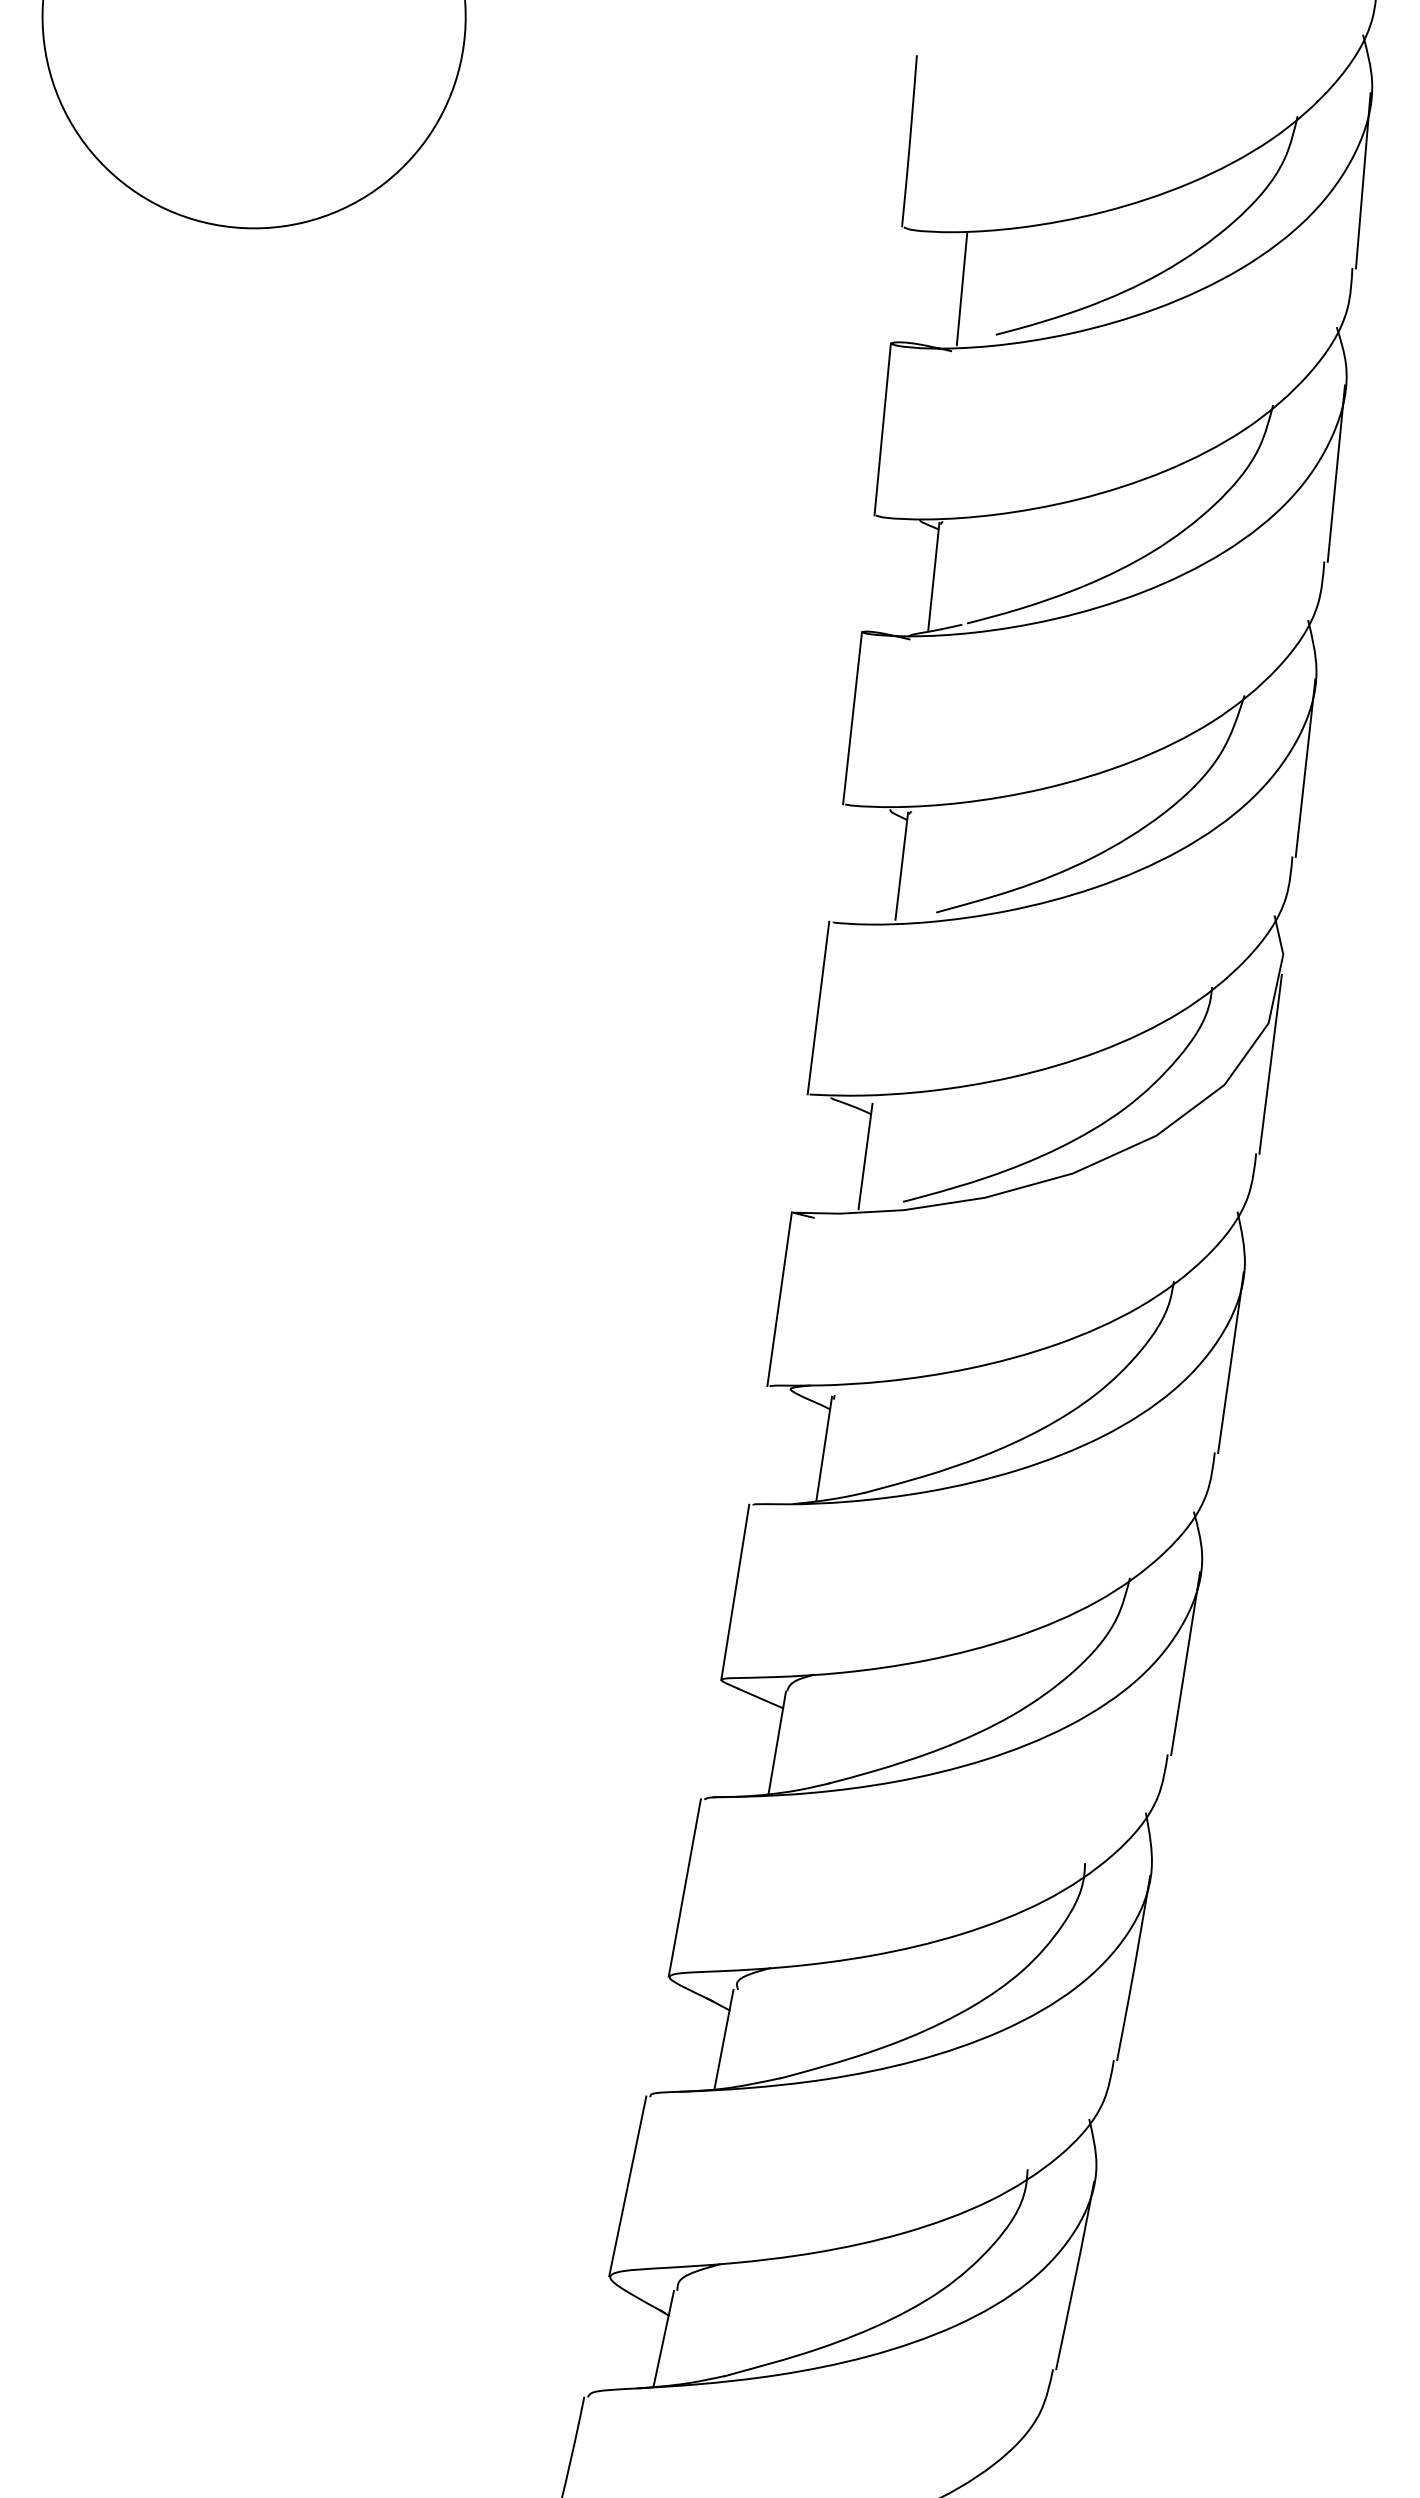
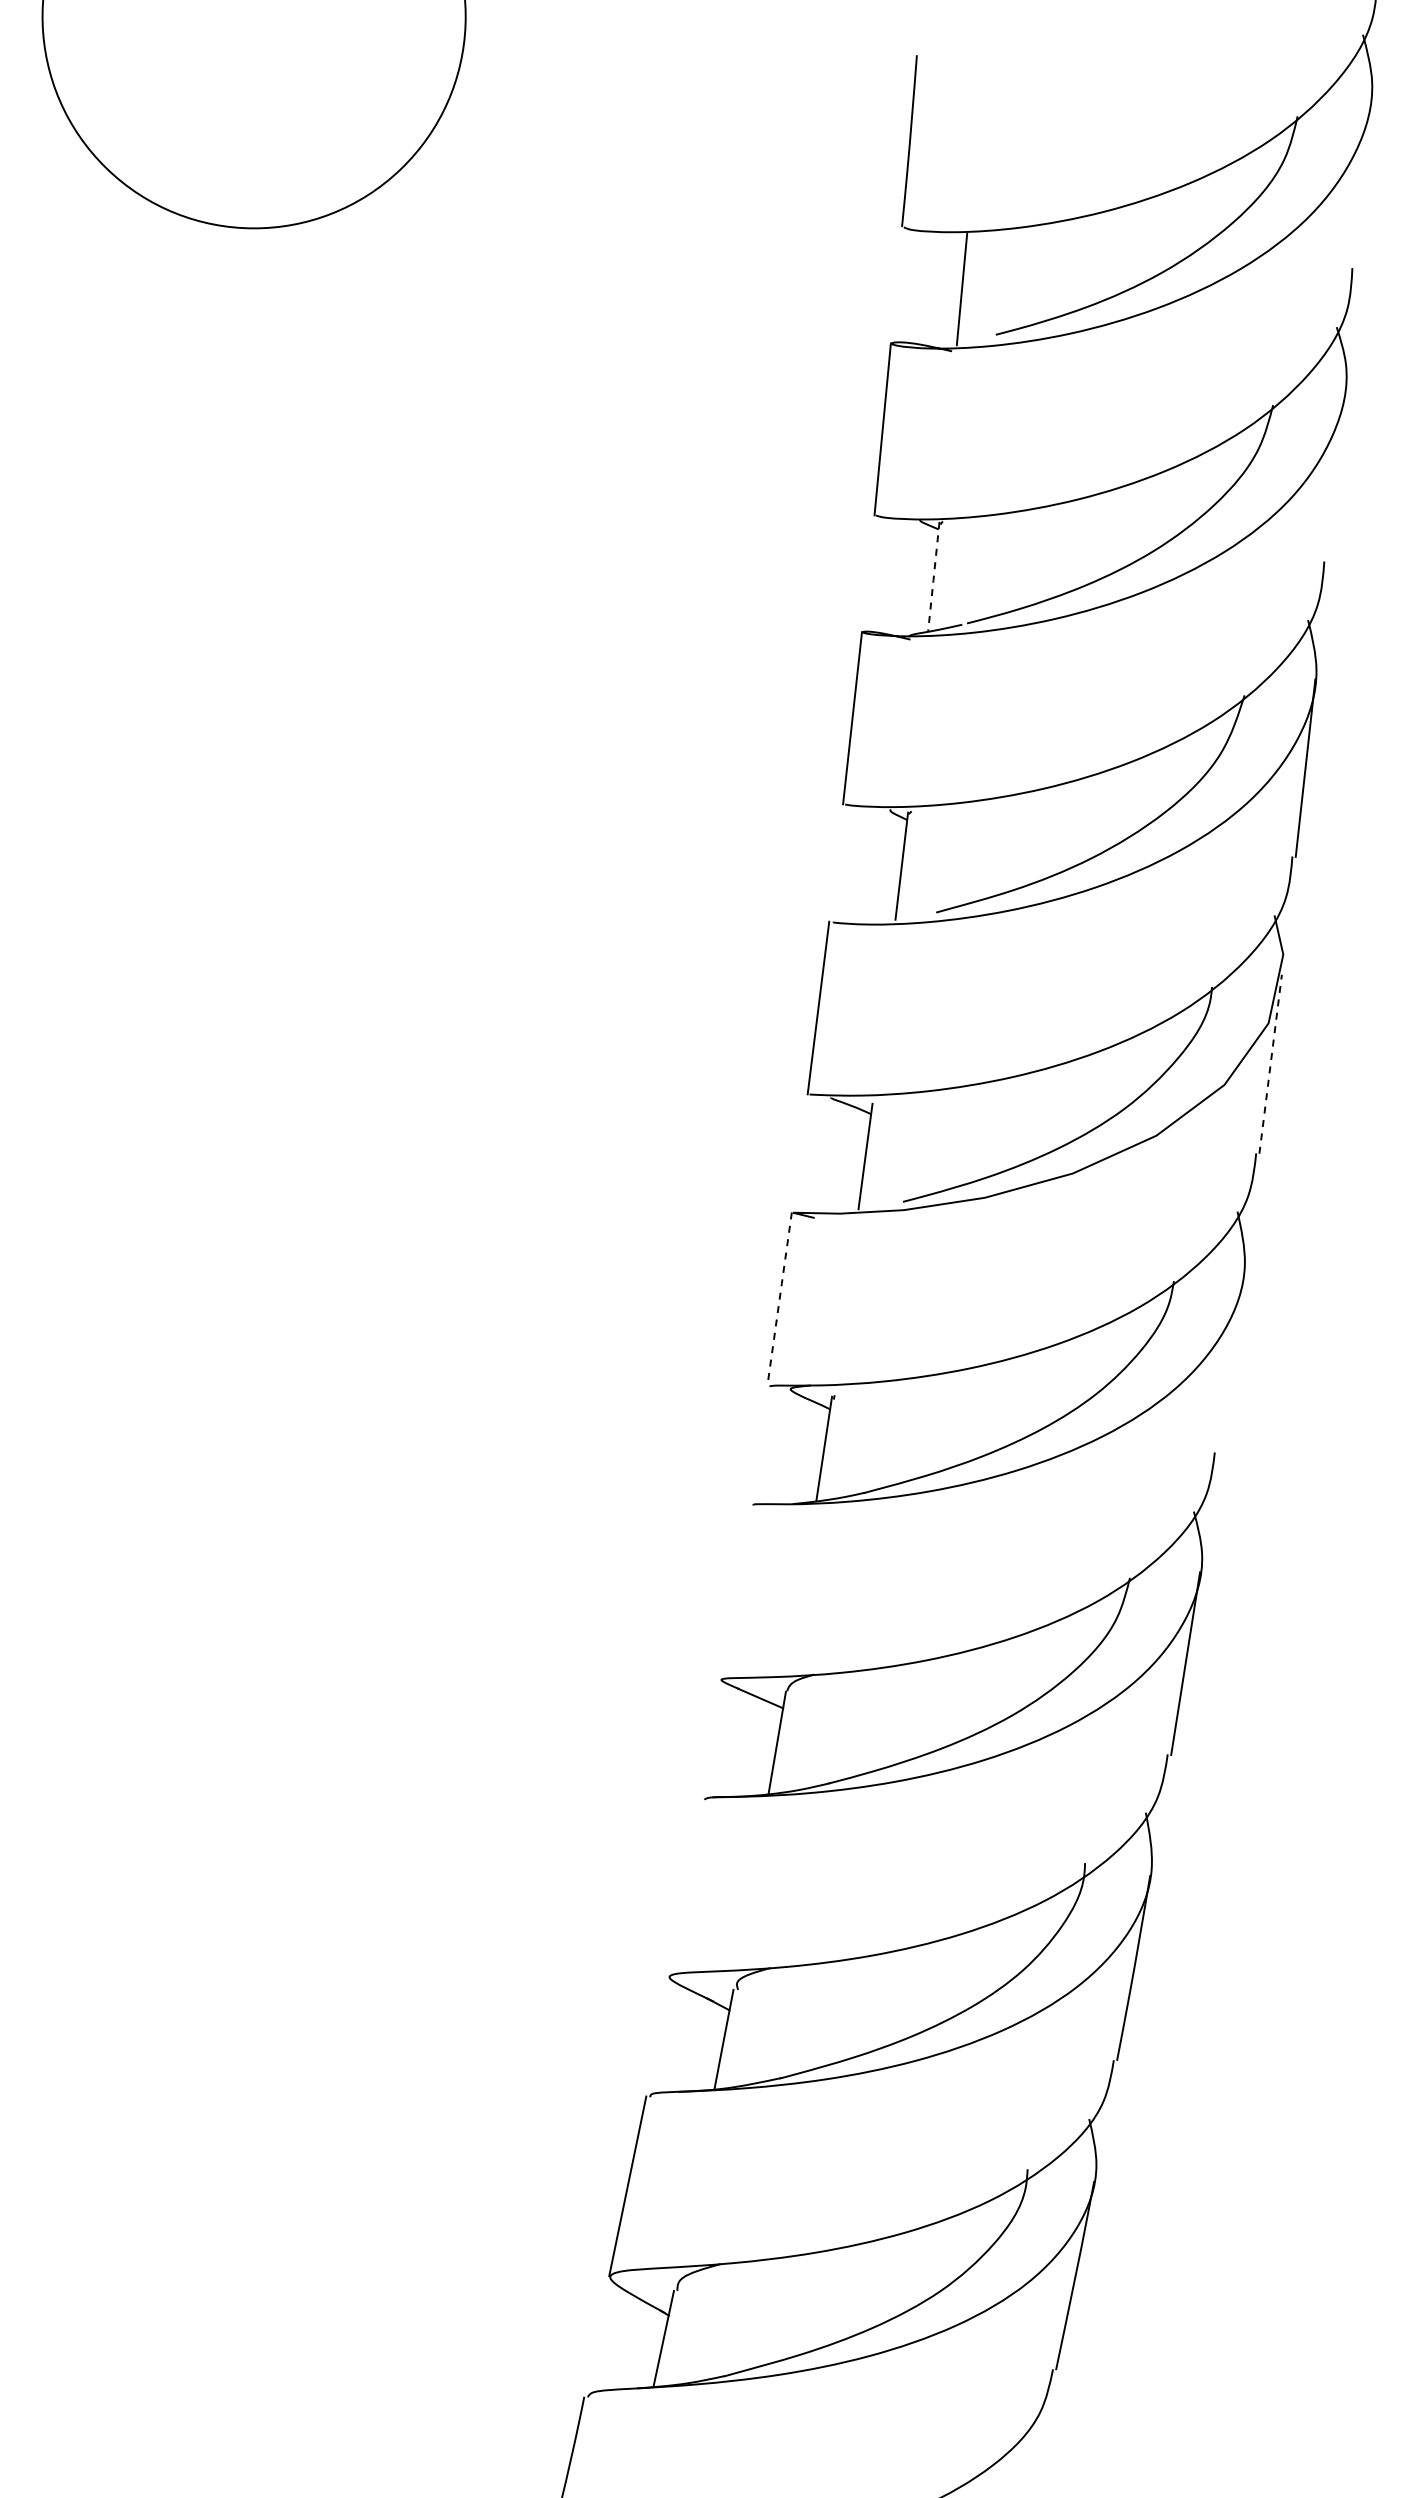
line: present -> none (1362, 180)
line: present -> none (1335, 473)
line: solid -> dashed (933, 577)
line: solid -> dashed (1270, 1063)
line: solid -> dashed (779, 1299)
line: present -> none (1230, 1362)
line: present -> none (735, 1591)
line: present -> none (684, 1887)
